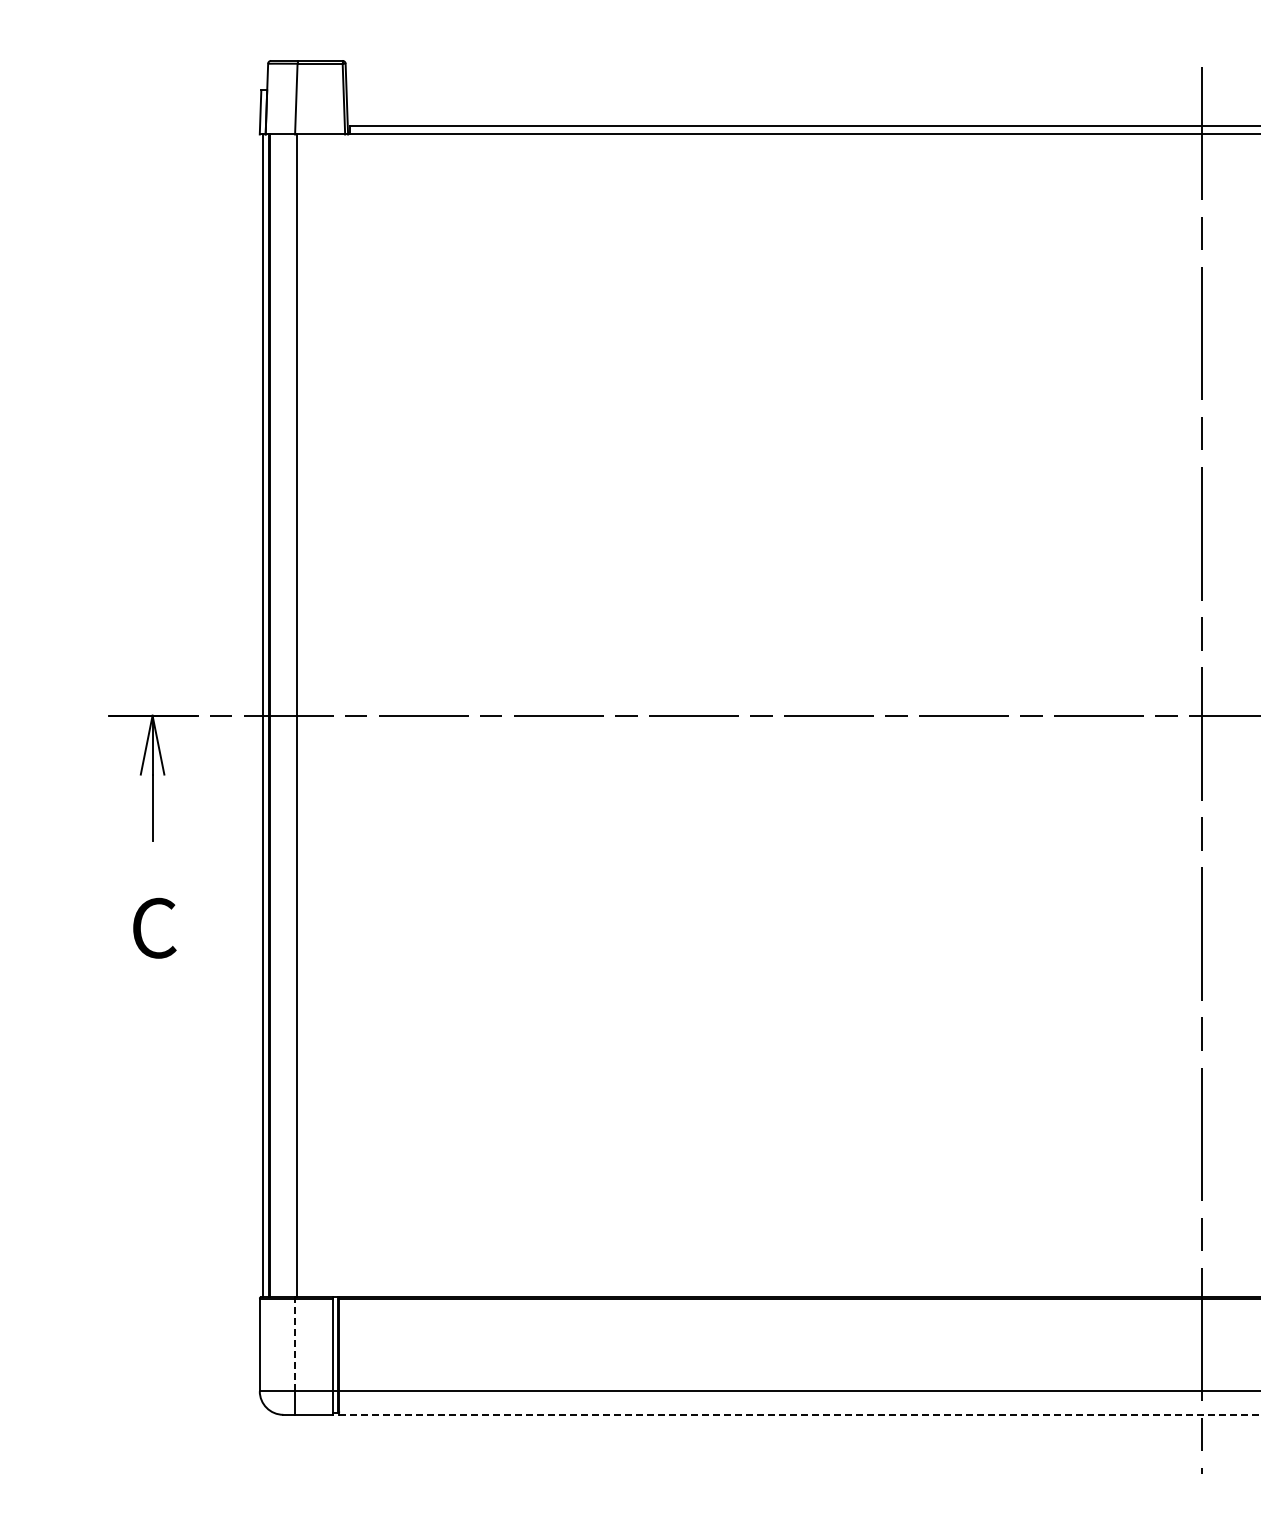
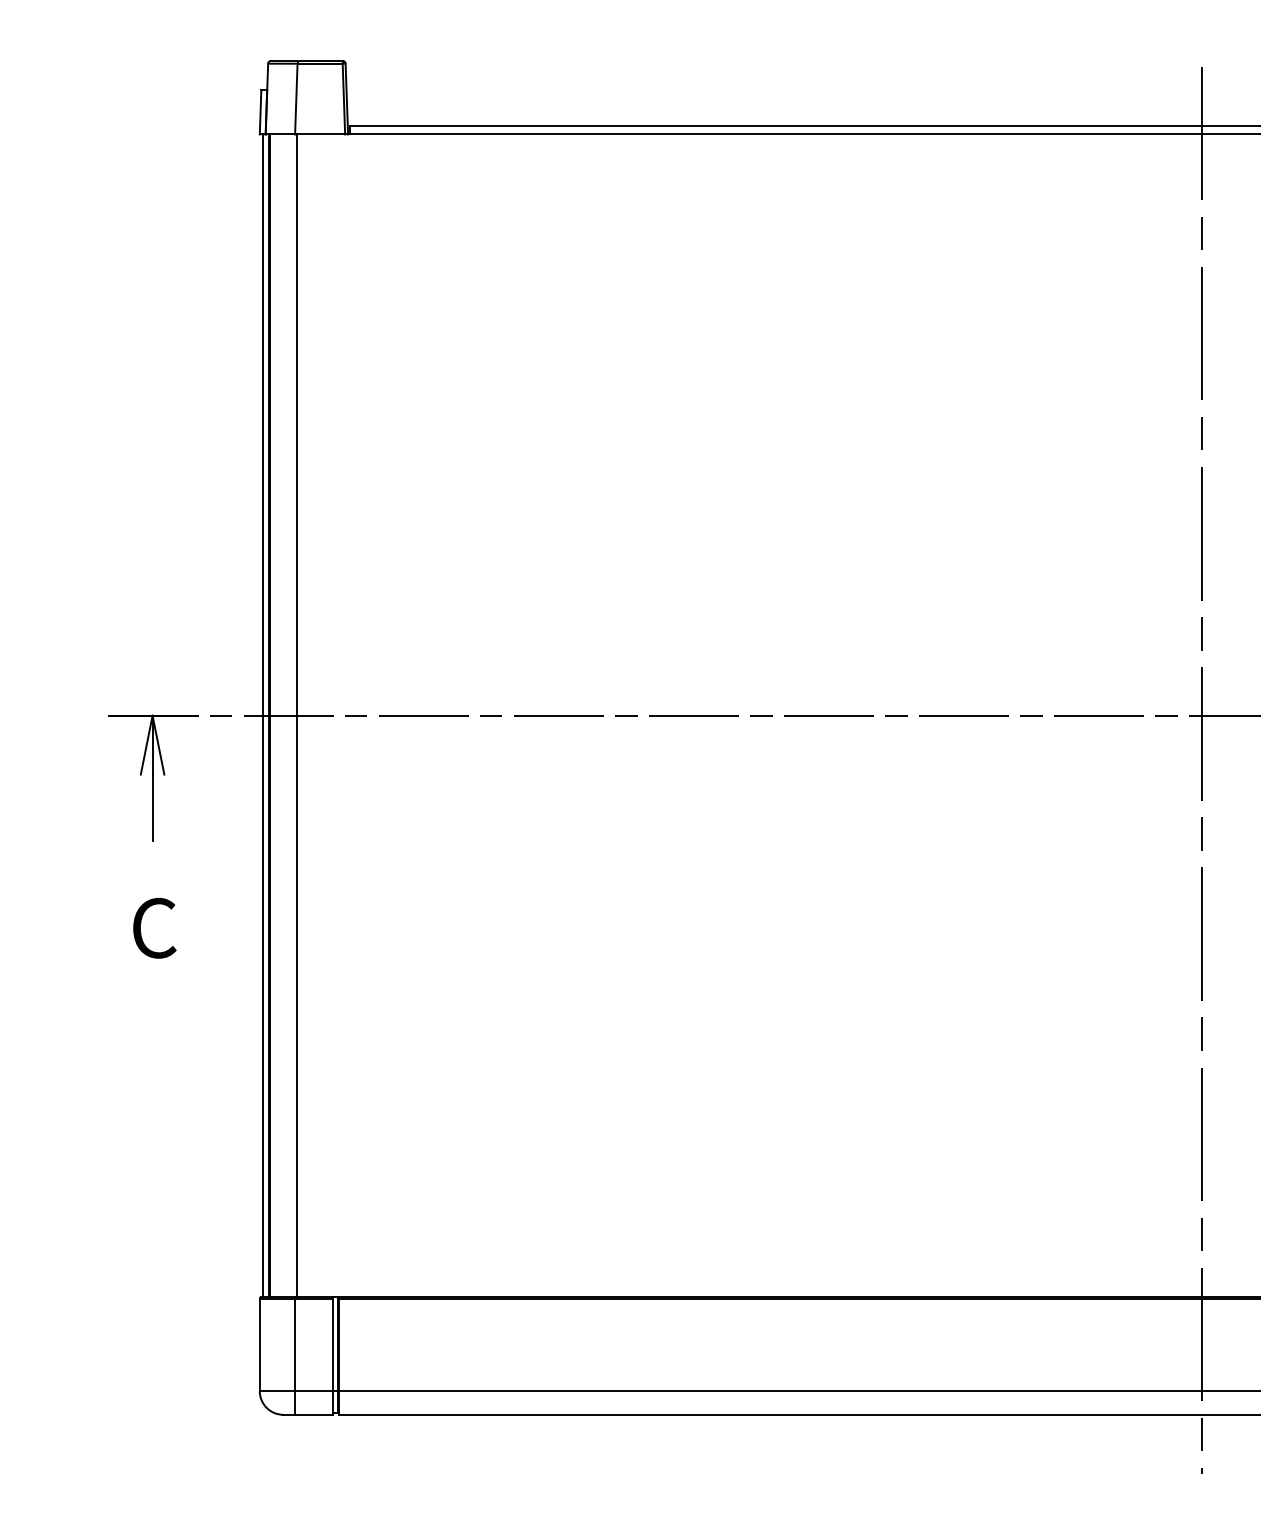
line: dashed -> solid (295, 1344)
line: dashed -> solid (800, 1414)
